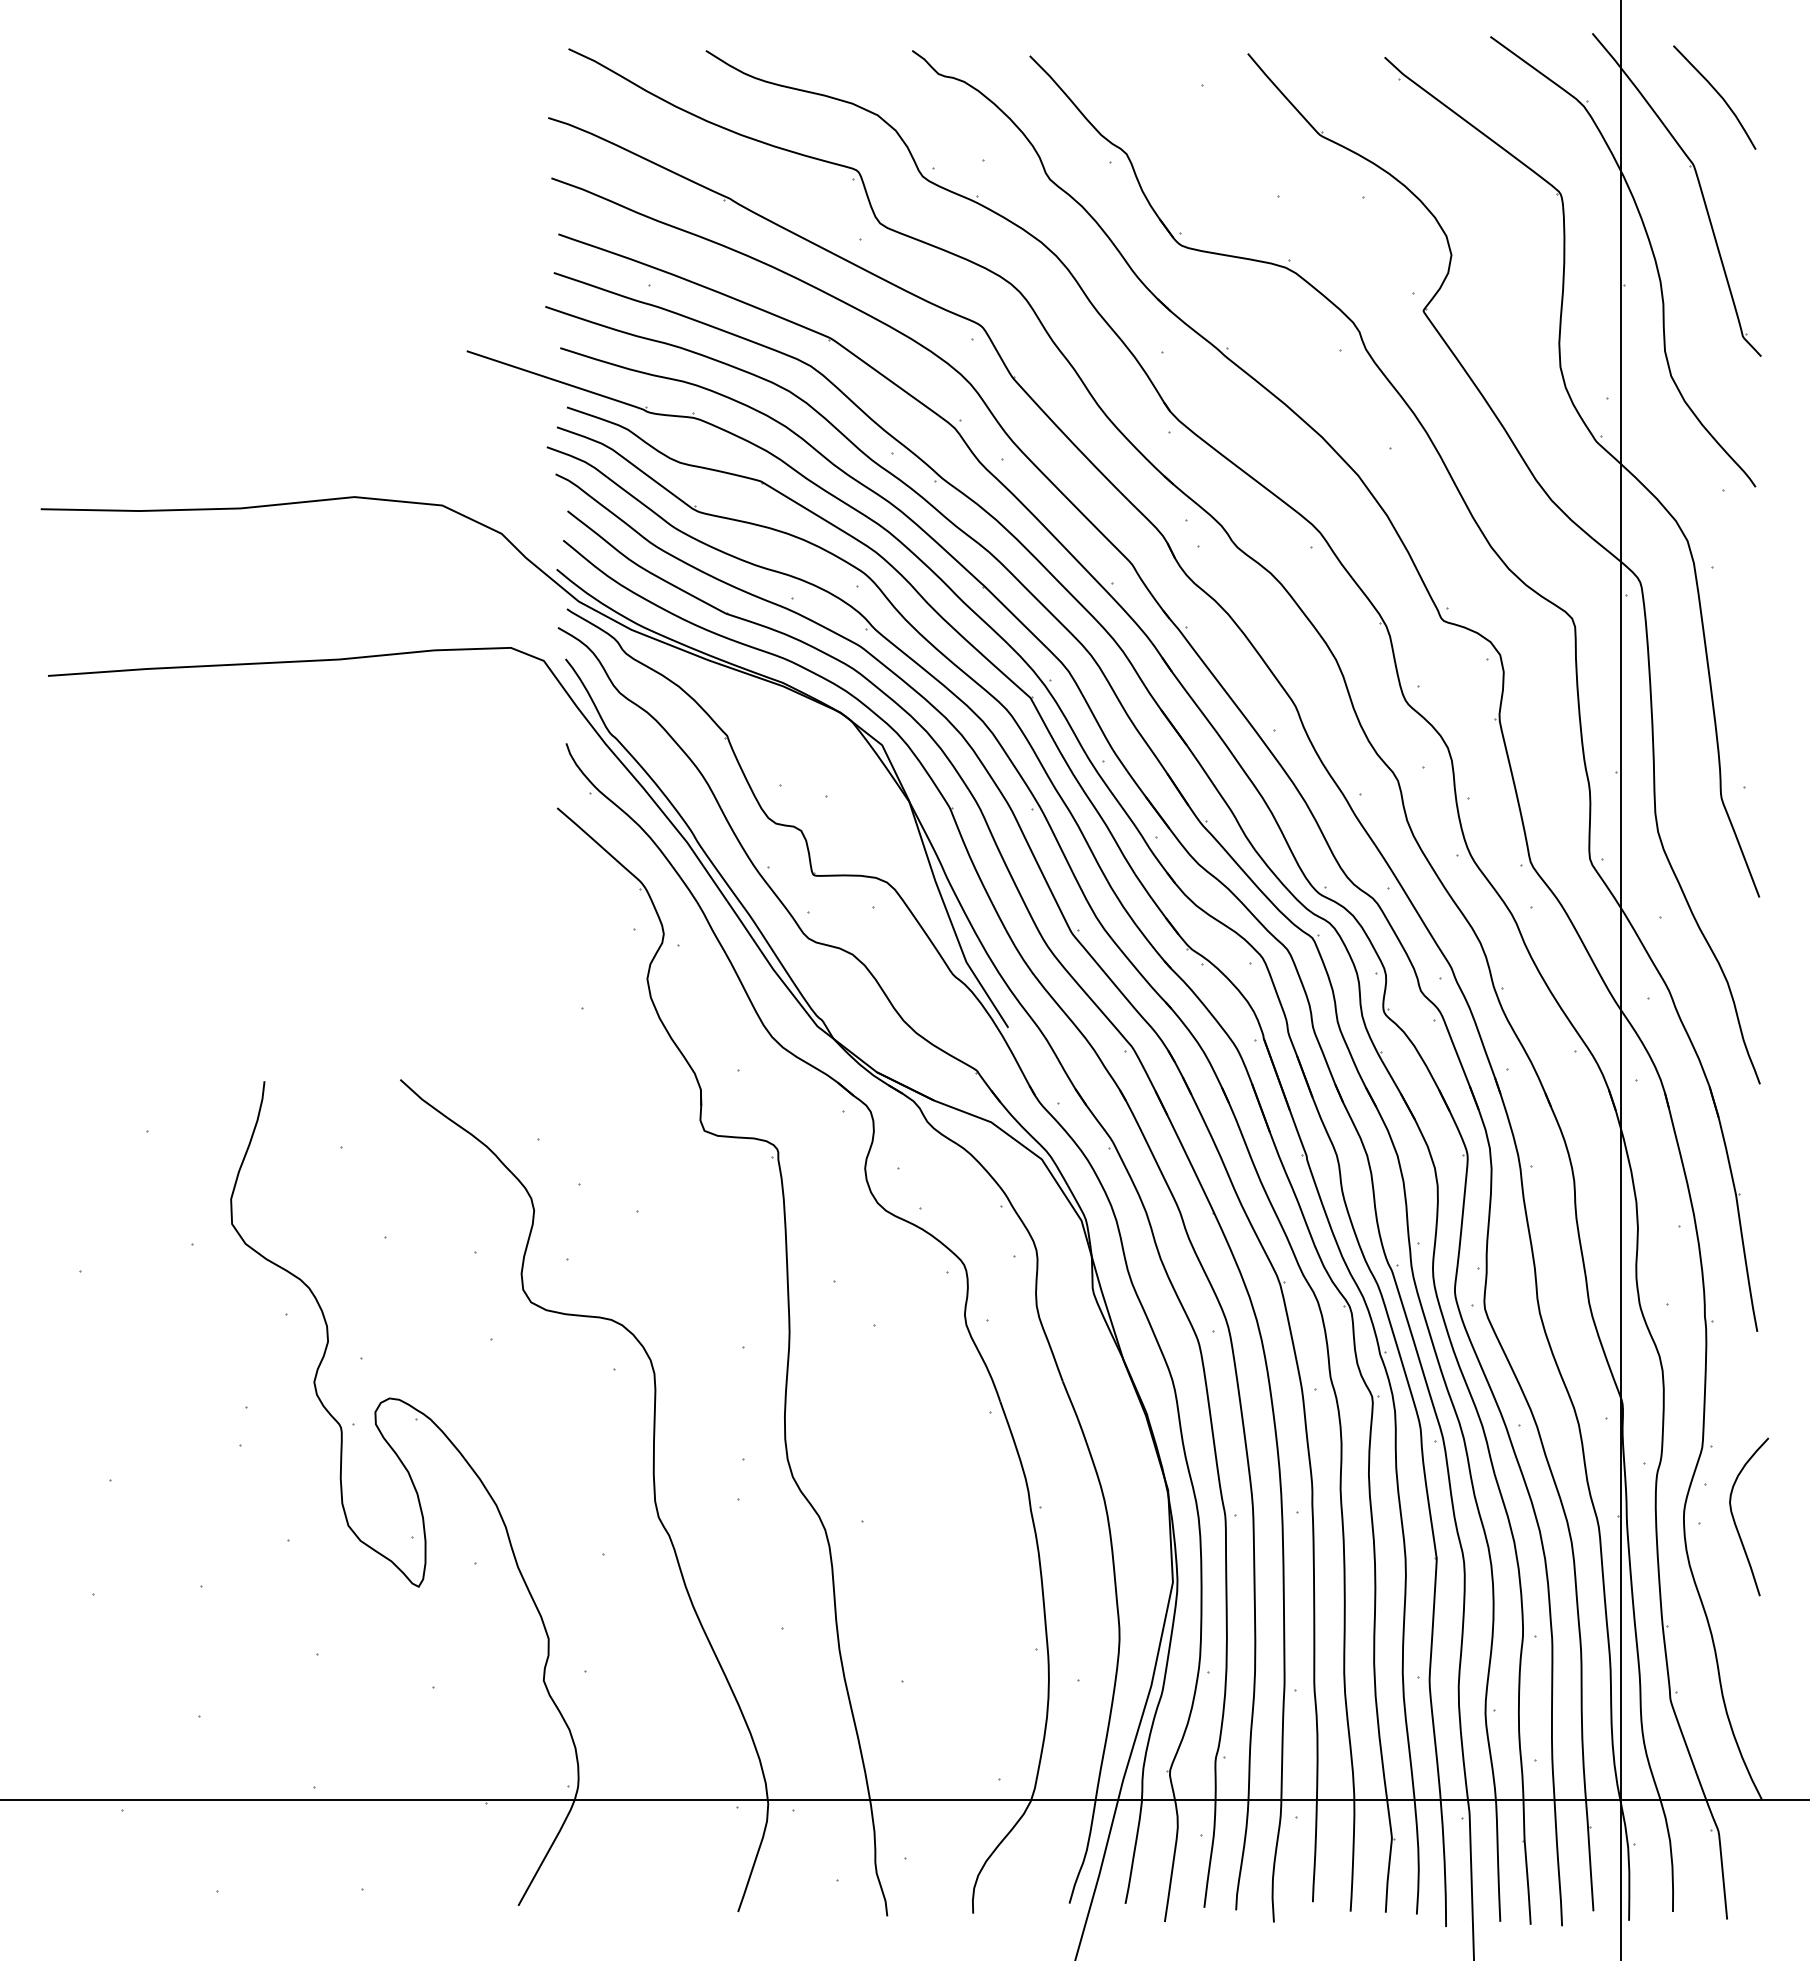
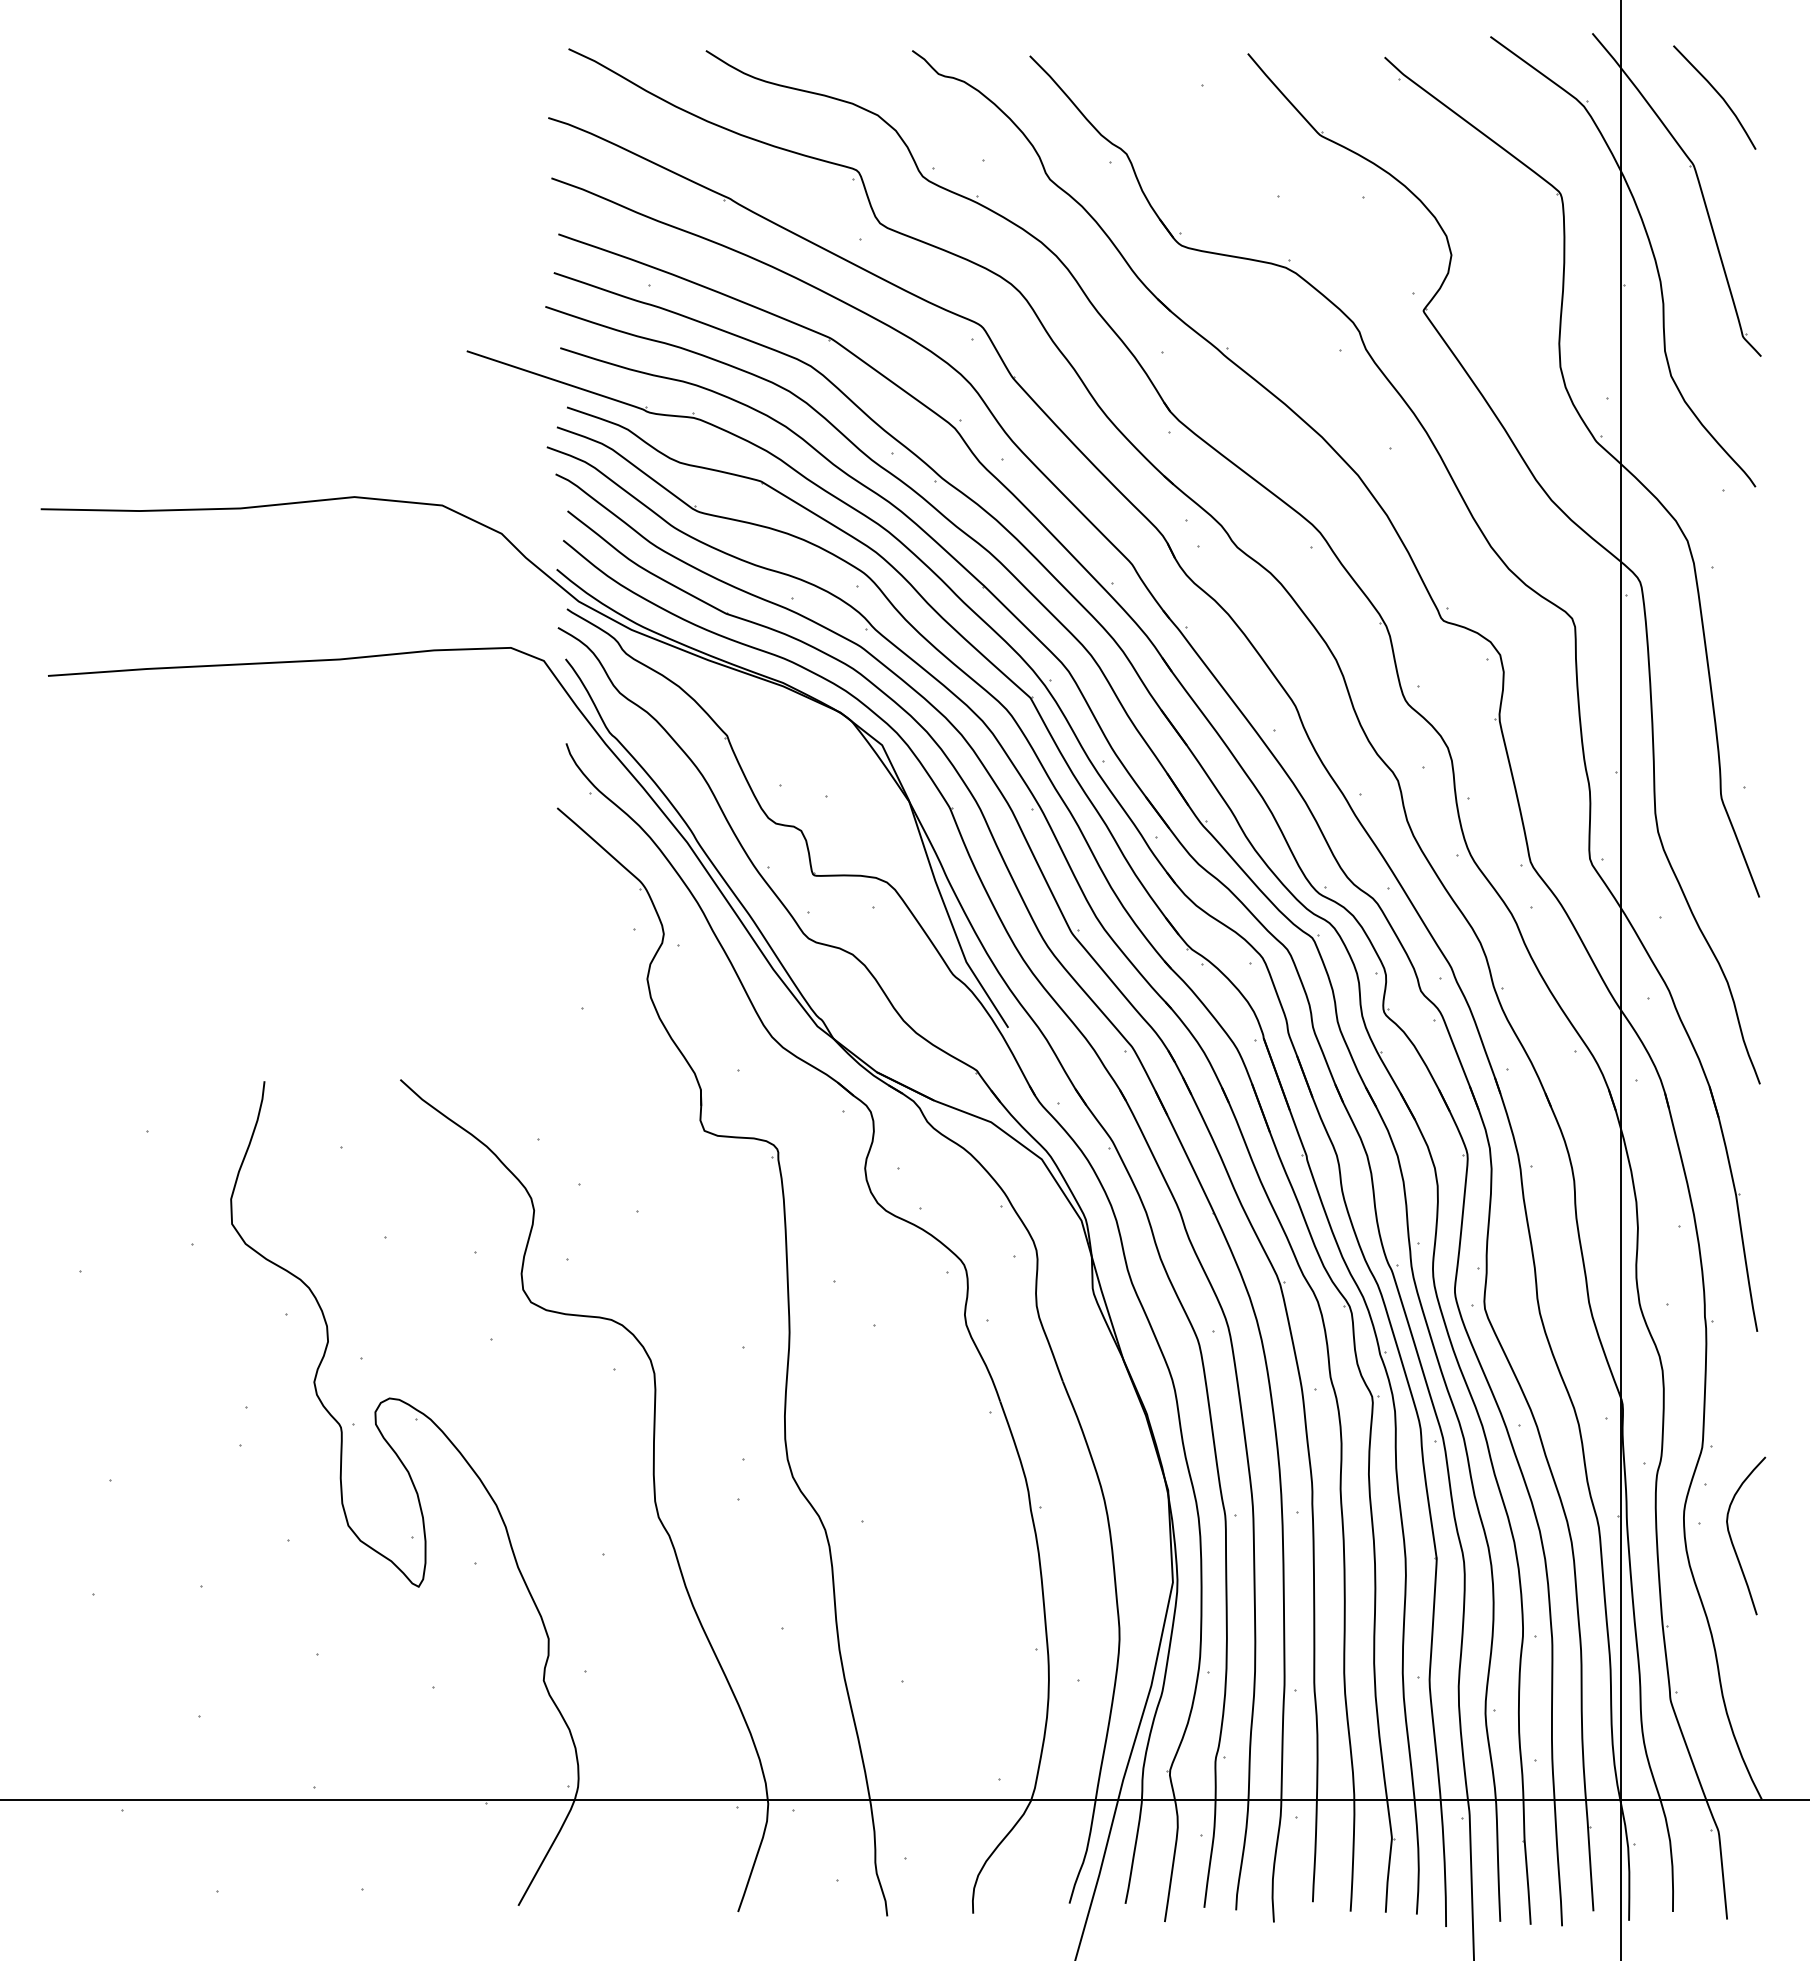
curve position: (1735, 1521) -> (1732, 1540) (1732, 1540)
